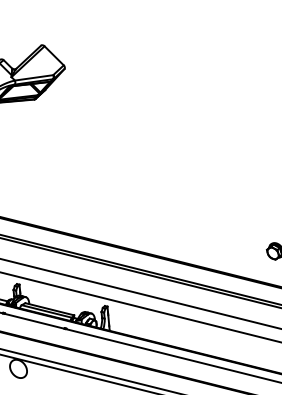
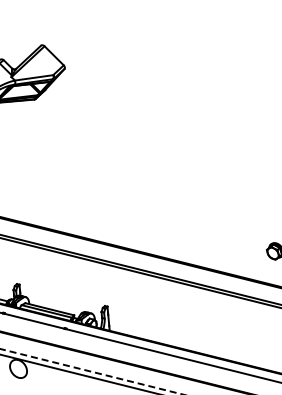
line: present -> none (140, 293)
line: present -> none (140, 306)
line: solid -> dashed (92, 372)
